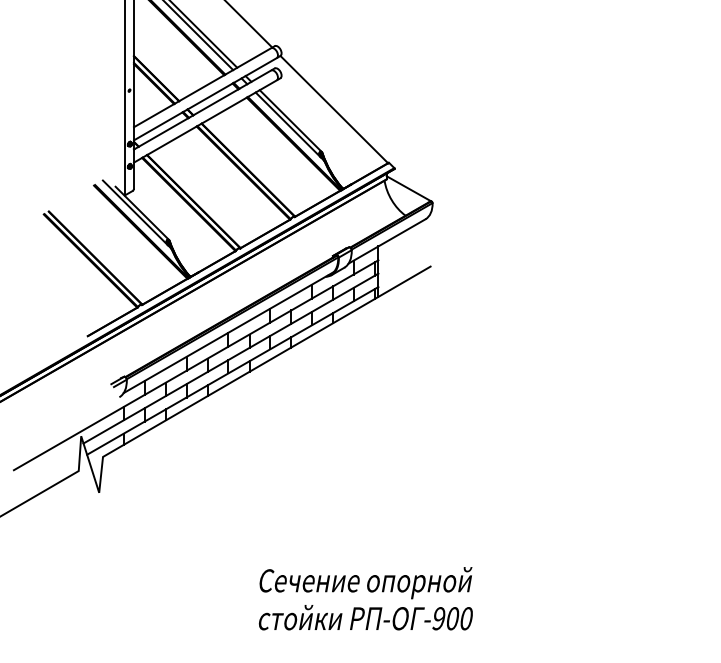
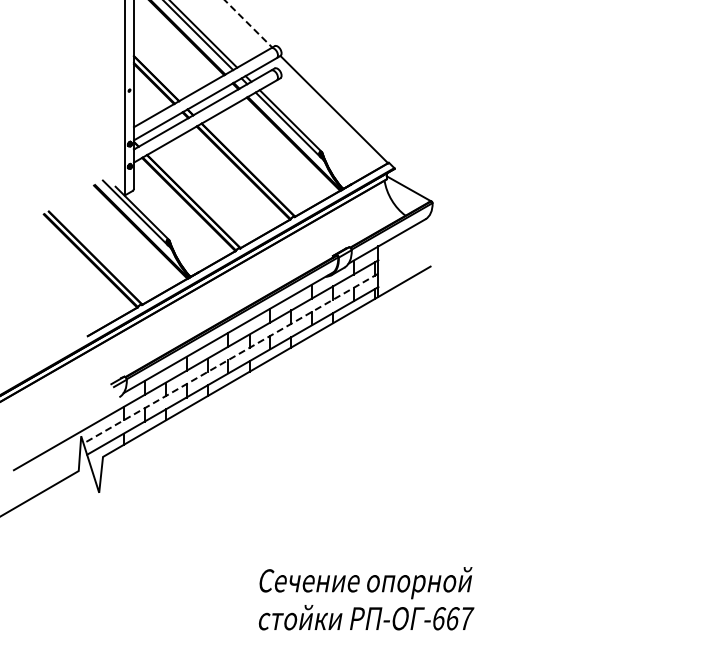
line: solid -> dashed (248, 24)
line: solid -> dashed (230, 358)
text: -900 -> -667 (453, 618)
